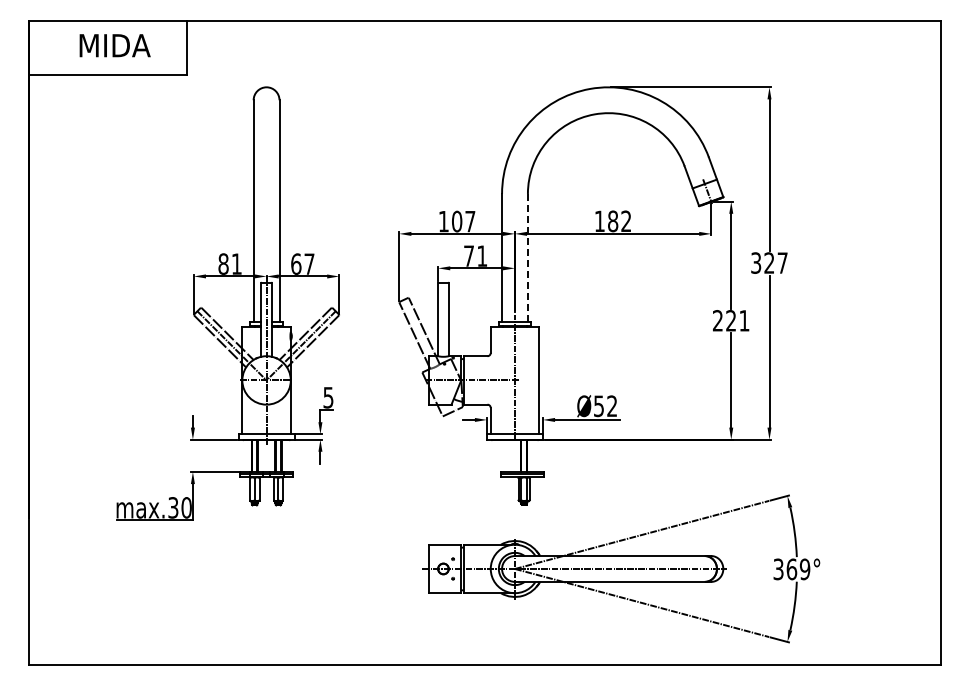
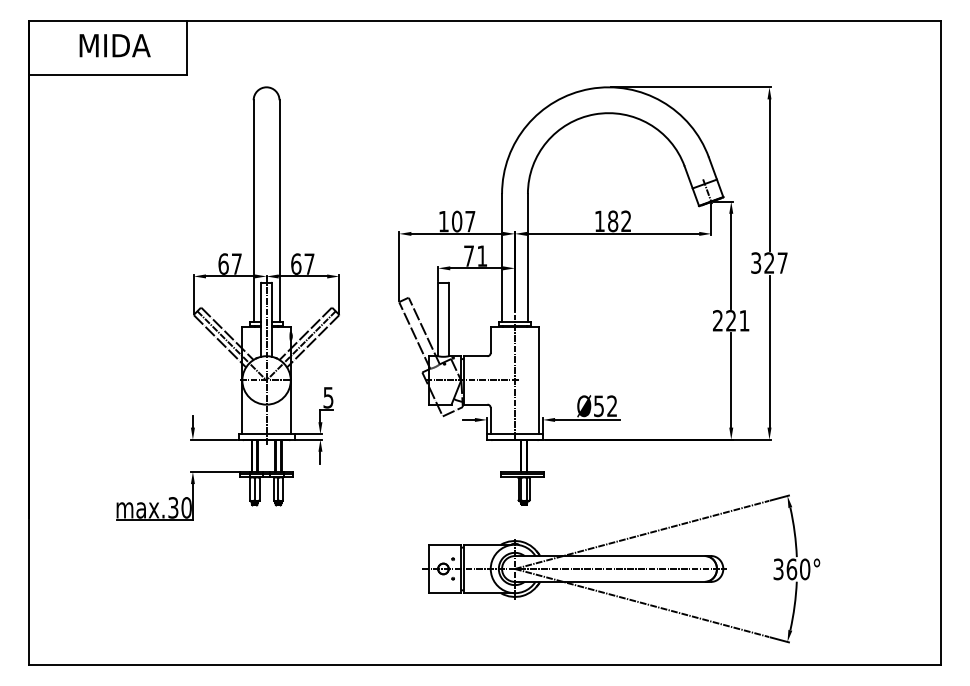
line: dashed -> solid (527, 257)
text: 81 -> 67 (229, 263)
text: 369° -> 360° (804, 569)
